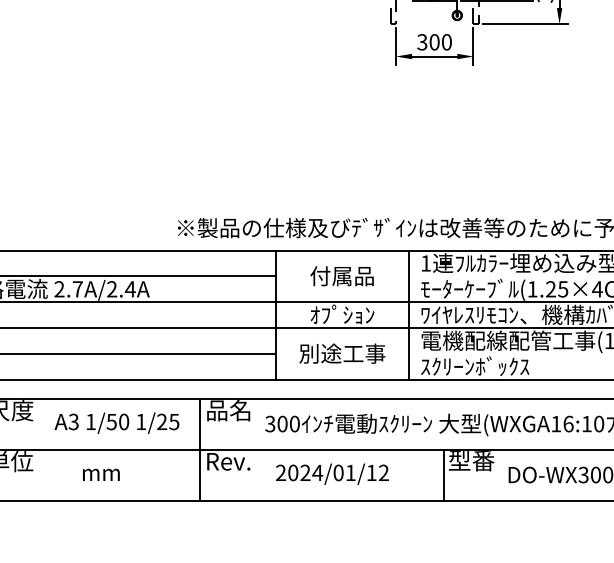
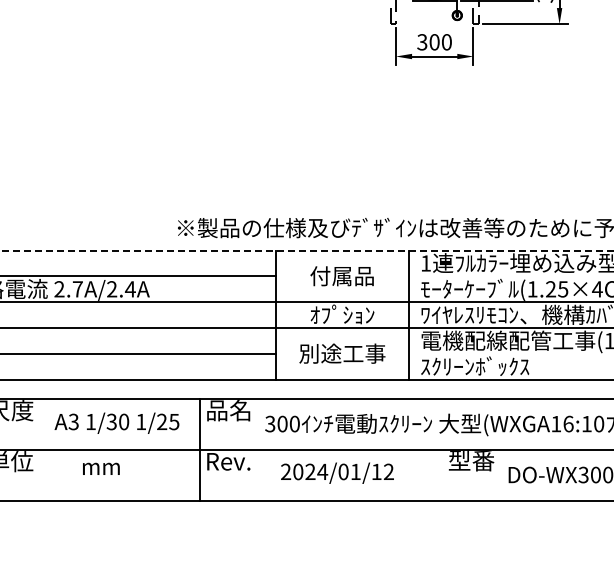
line: solid -> dashed (306, 250)
text: 1/50 -> 1/30 (111, 421)
text position: (332, 473) -> (337, 472) (337, 472)
text position: (101, 474) -> (101, 468) (101, 468)
line: present -> none (443, 474)
